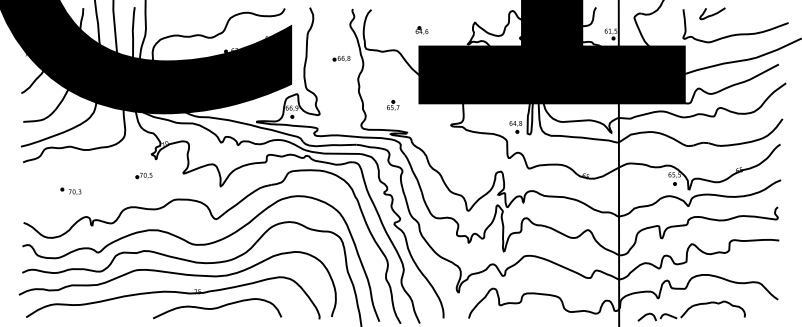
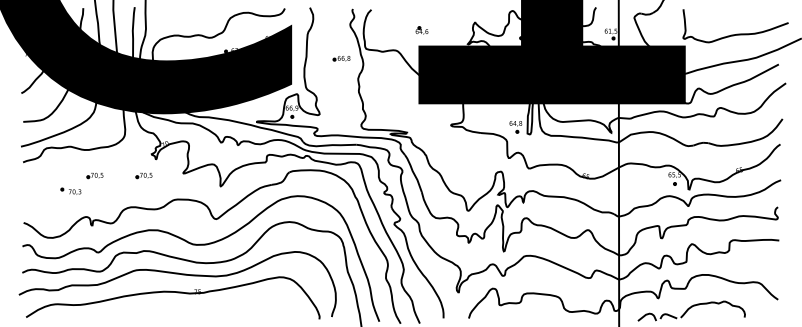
curve: present -> none (713, 13)
part: present -> none (393, 105)
part: none -> present (94, 176)
curve: present -> none (217, 308)
